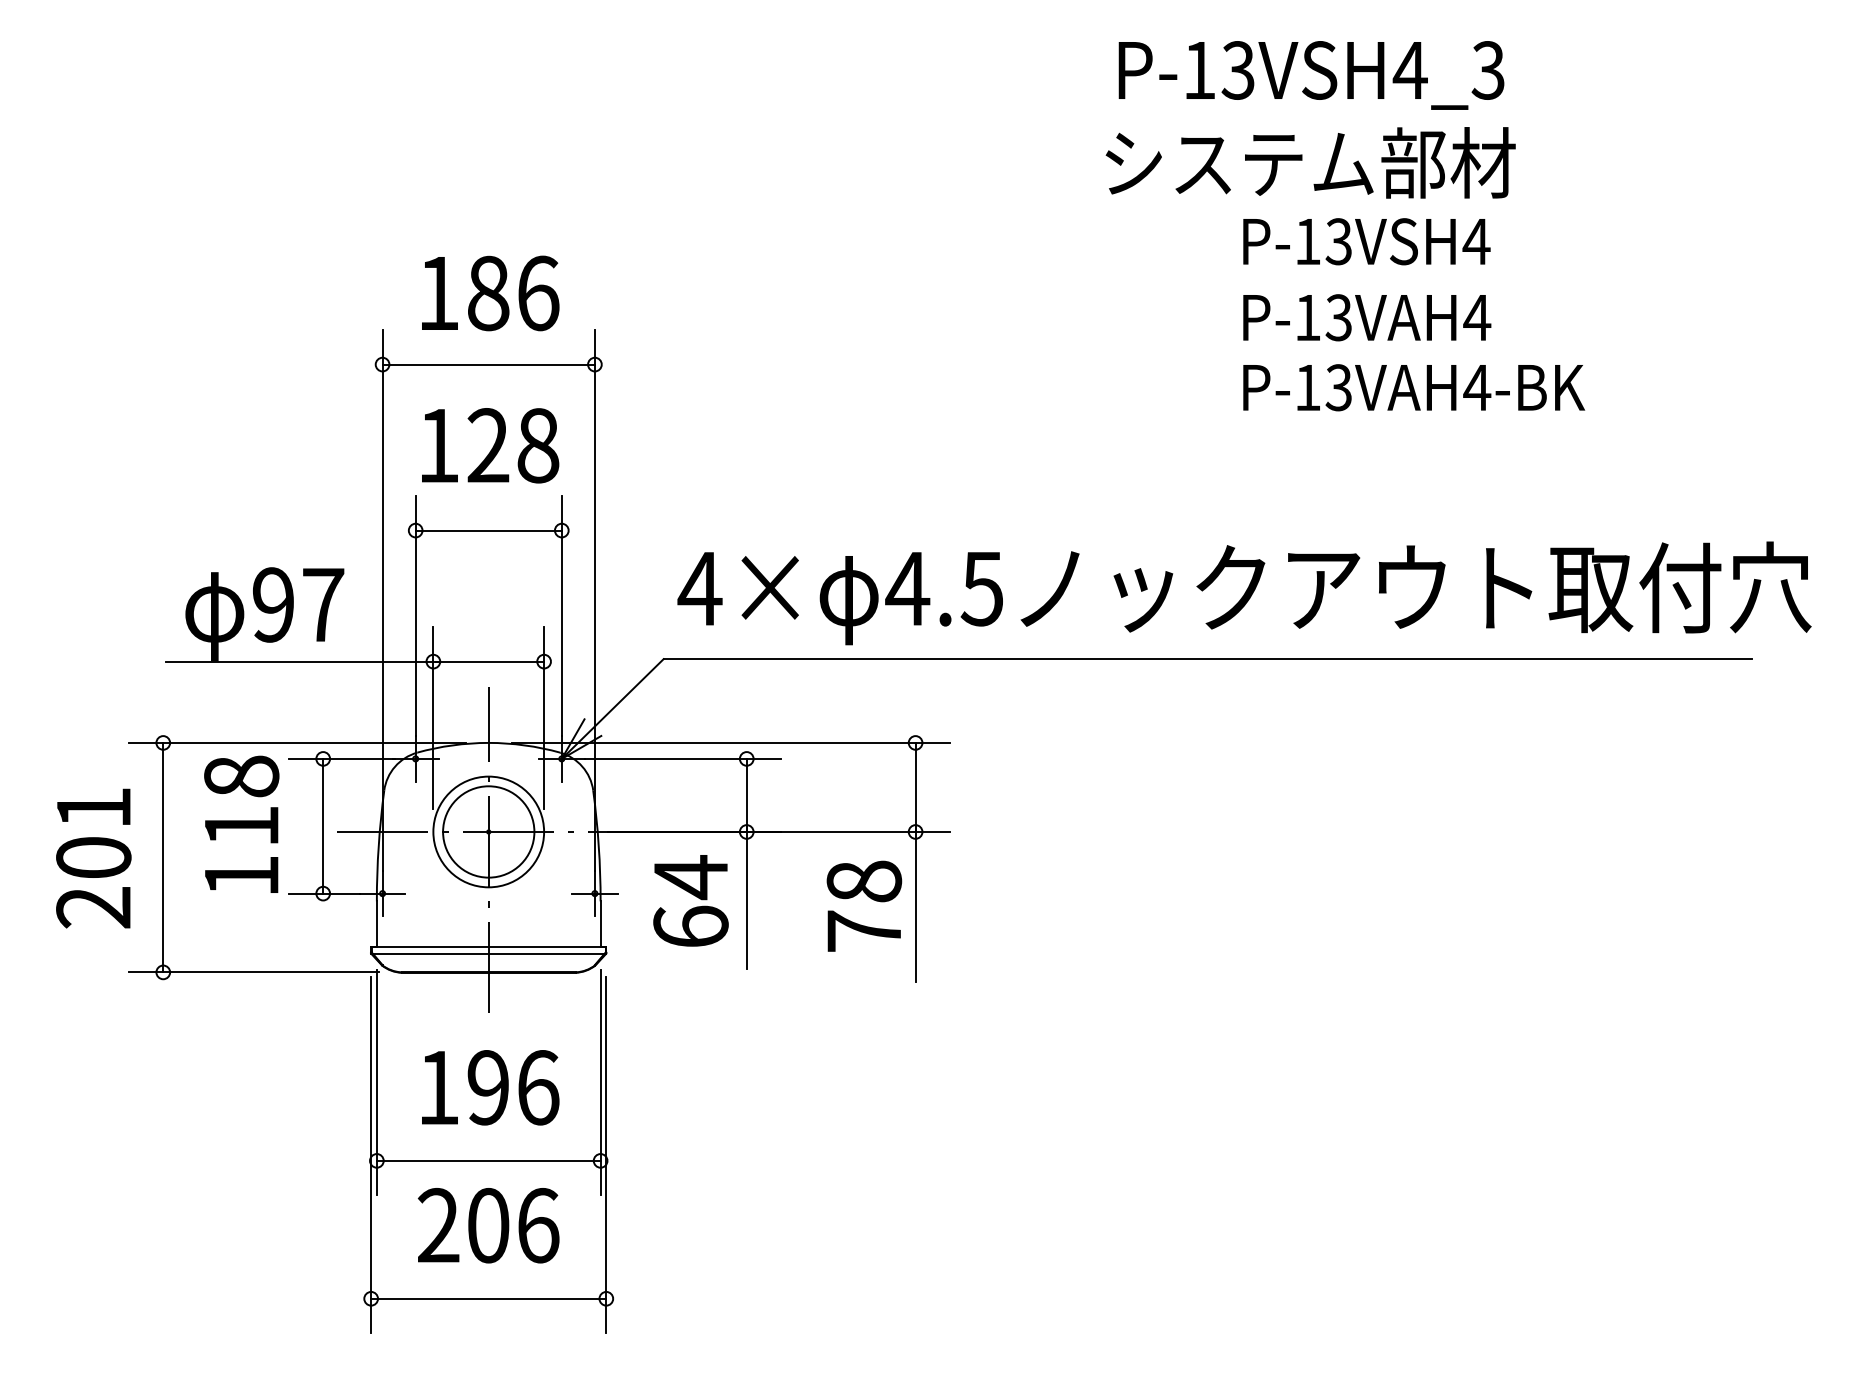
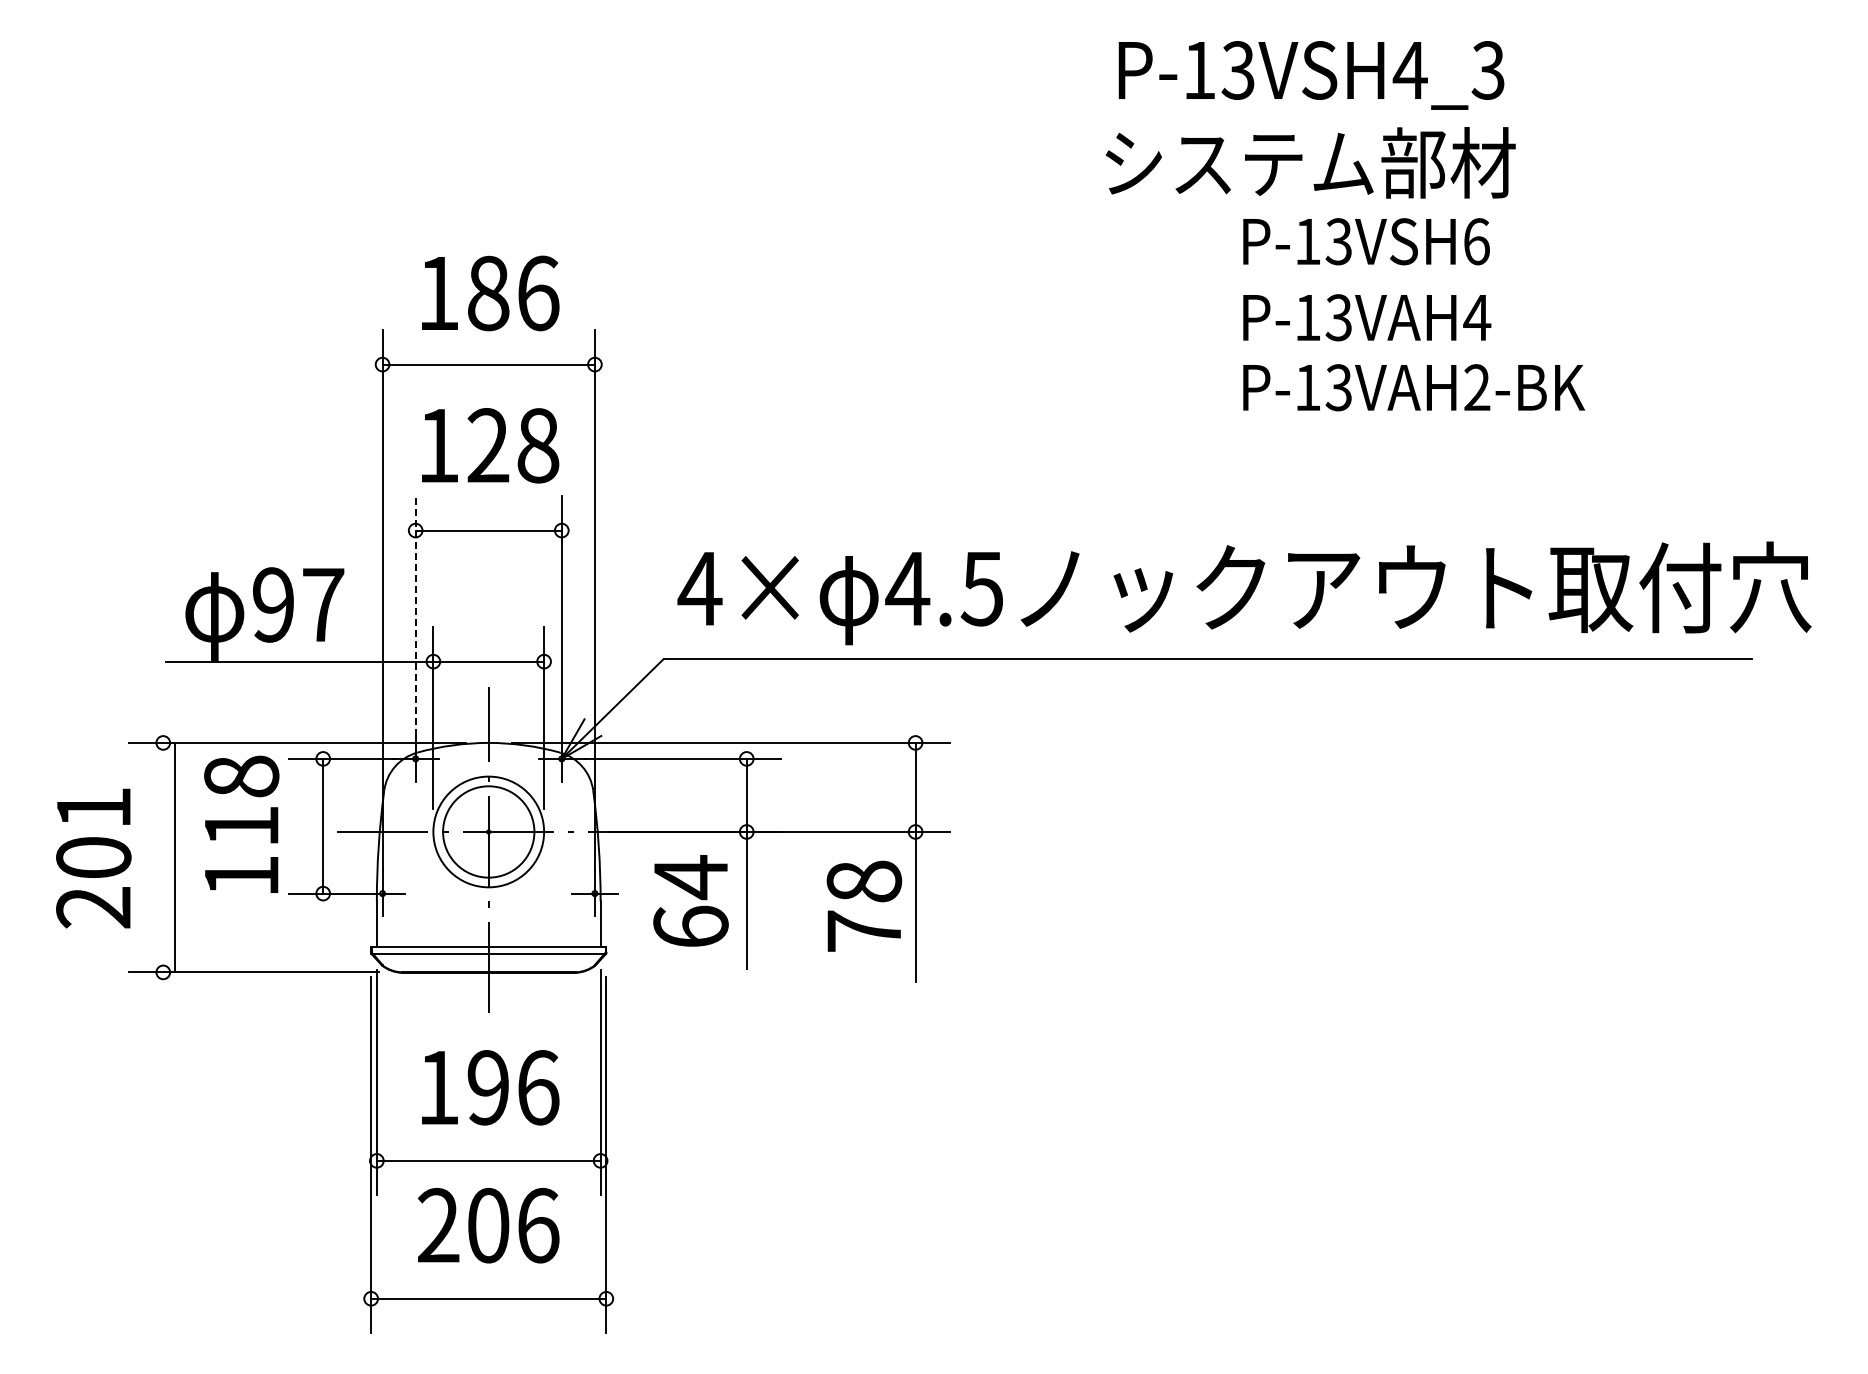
text: P-13VSH4 -> P-13VSH6 (1476, 241)
text: P-13VAH4-BK -> P-13VAH2-BK (1477, 387)
line: solid -> dashed (415, 616)
line position: (163, 857) -> (175, 857) (175, 857)
